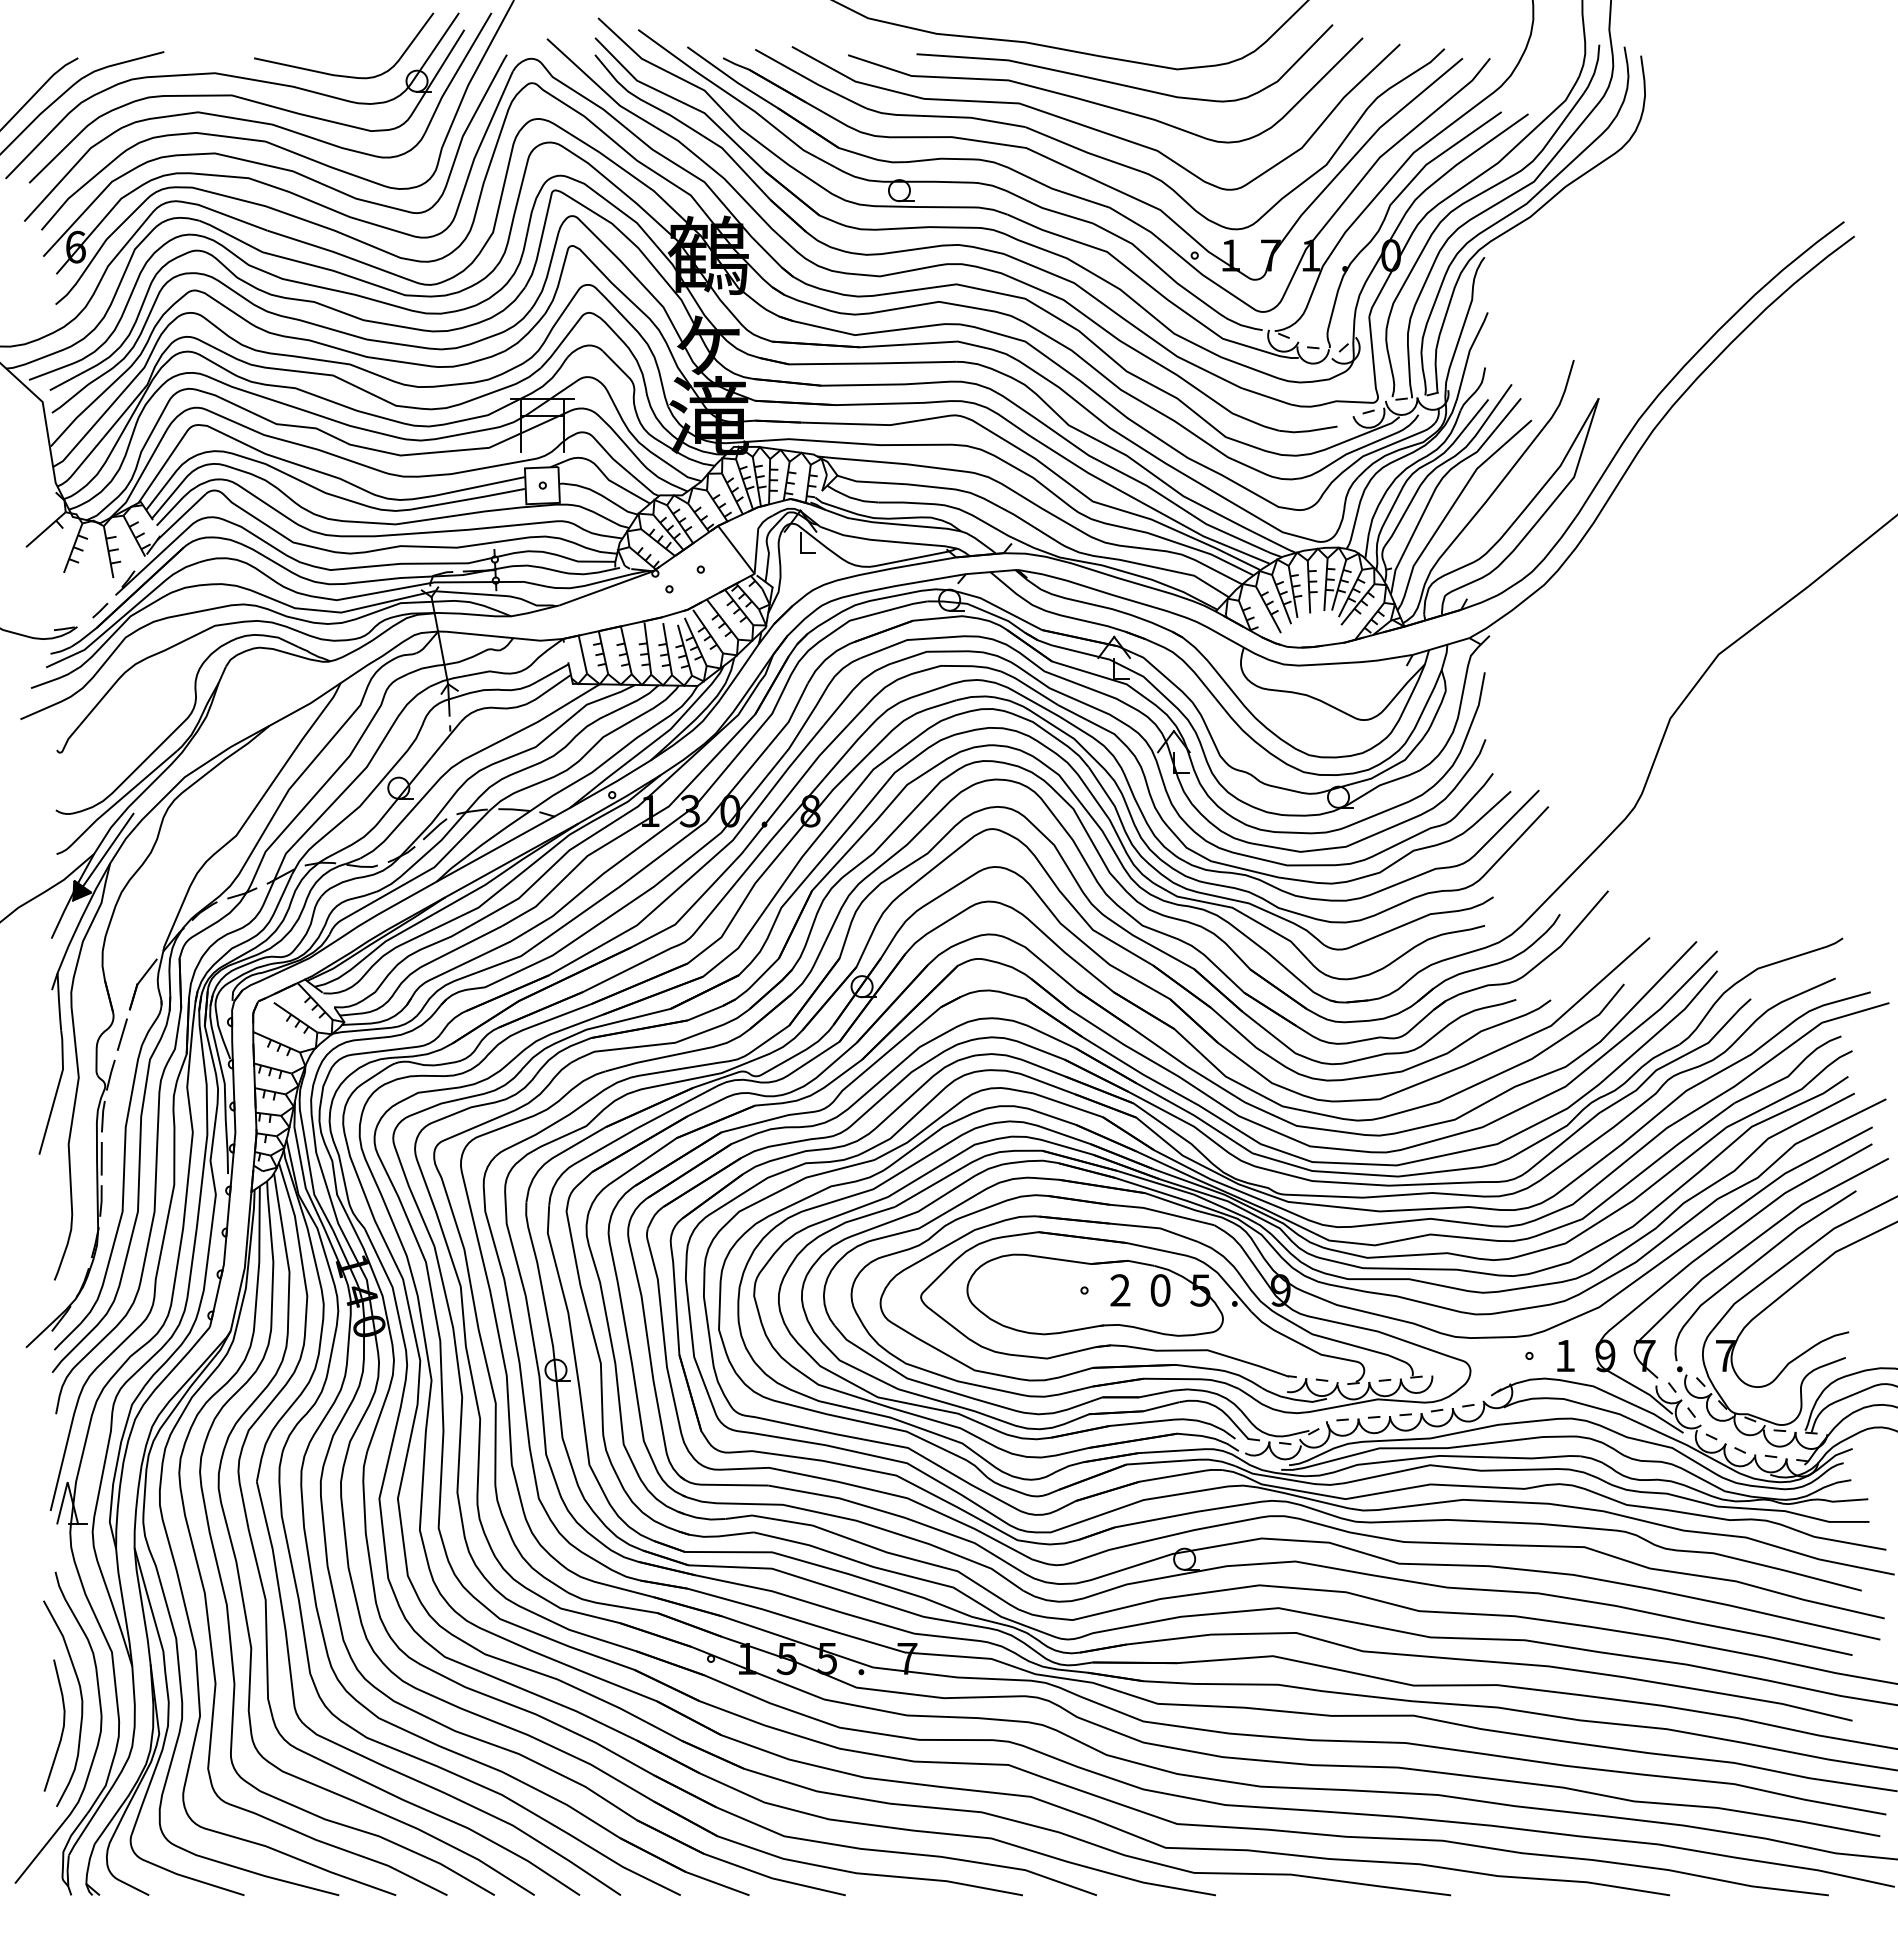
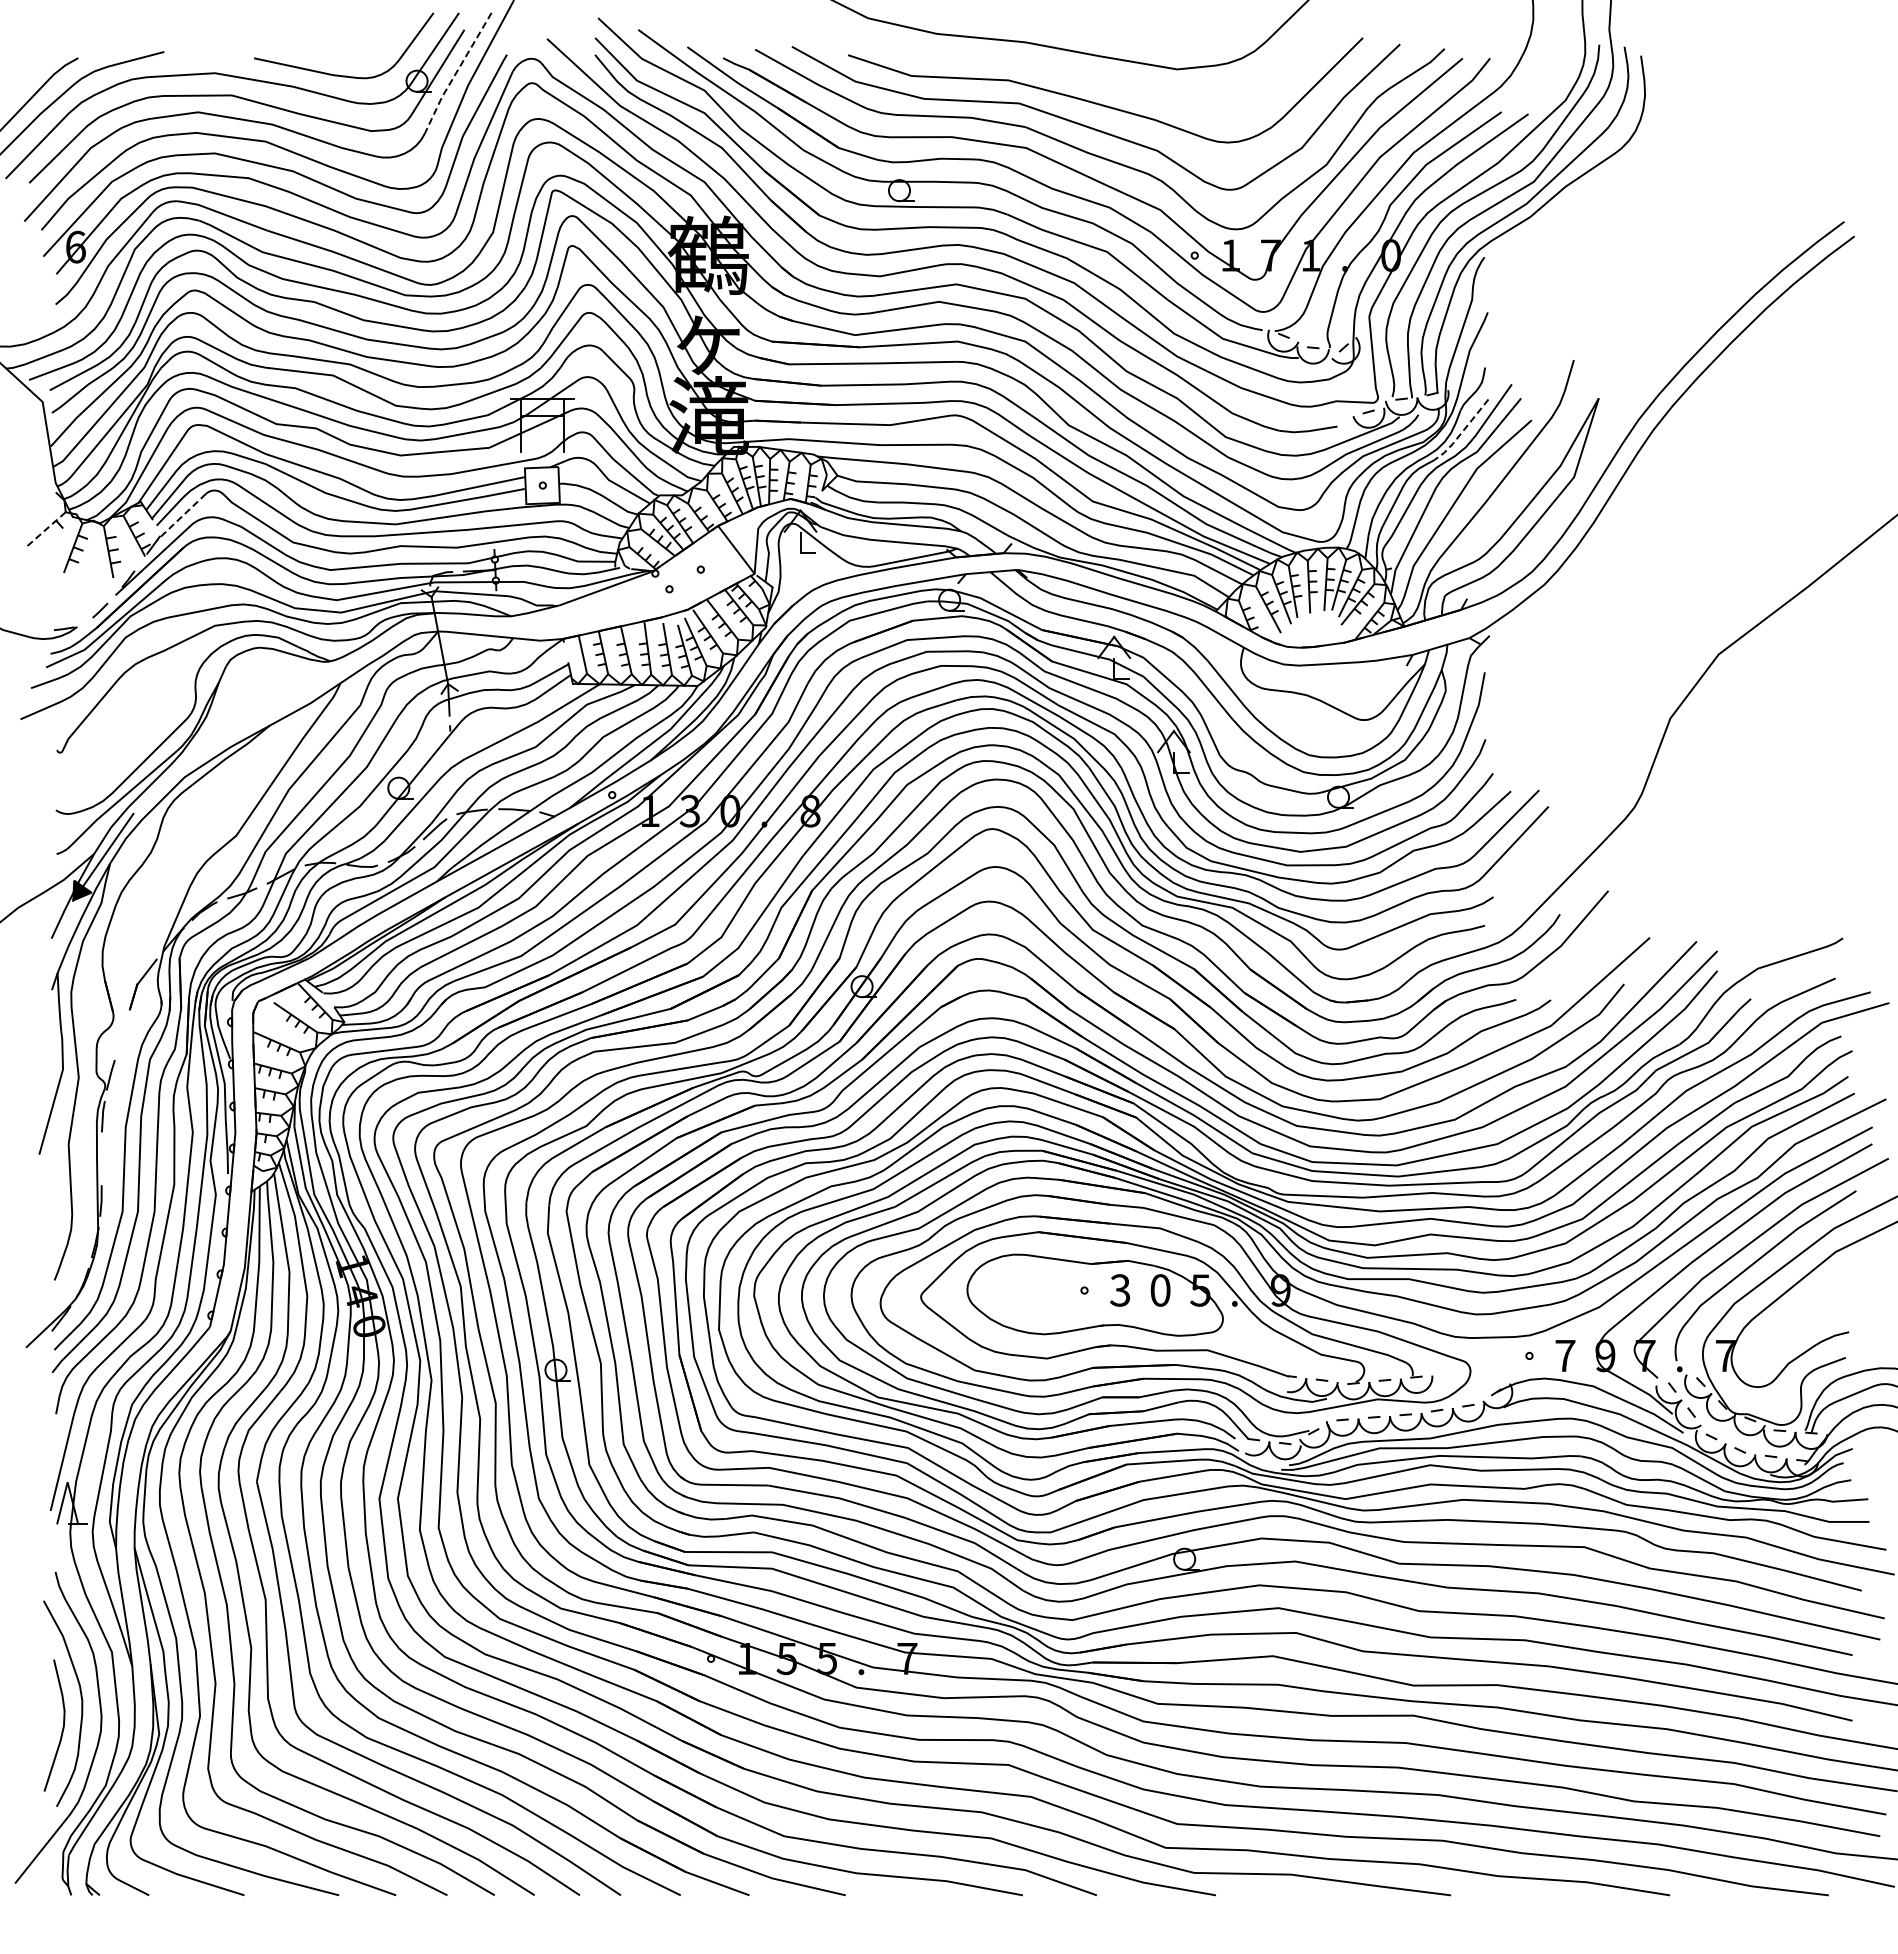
line: solid -> dashed (456, 73)
curve: present -> none (1120, 83)
line: solid -> dashed (1462, 432)
line: solid -> dashed (181, 517)
line: solid -> dashed (45, 530)
line: present -> none (121, 1034)
line: present -> none (101, 1158)
text: 2 -> 3 (1120, 1290)
text: 1 -> 7 (1565, 1355)
